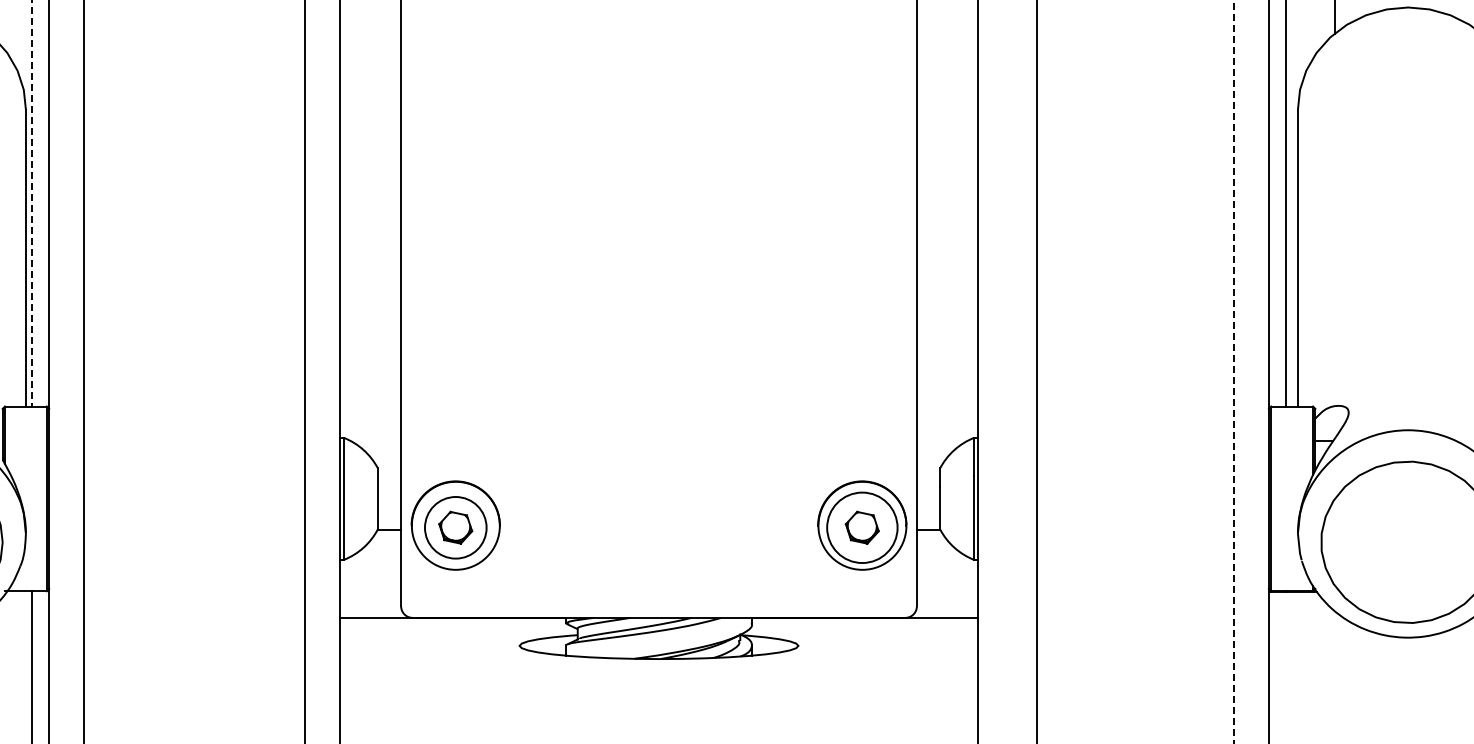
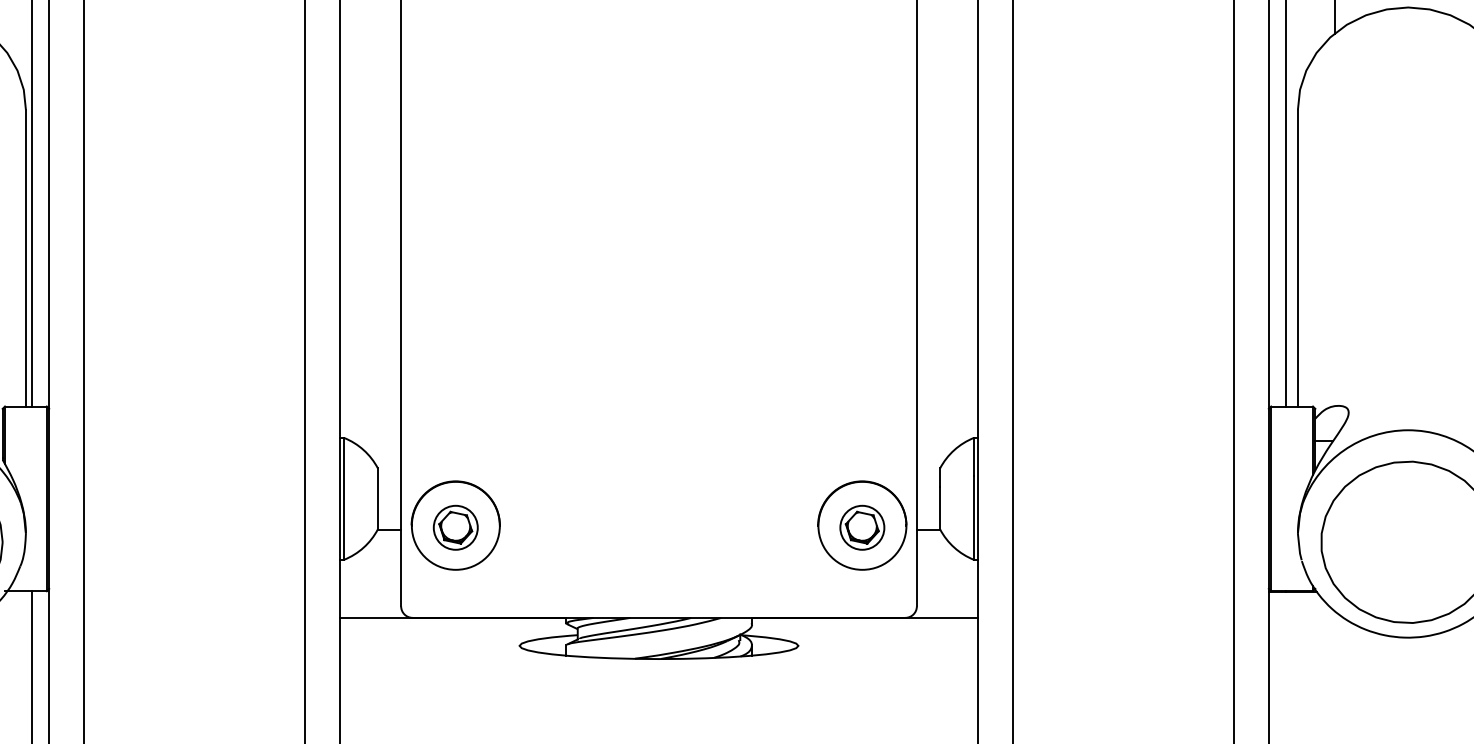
line: dashed -> solid (31, 203)
line position: (1037, 371) -> (1013, 371) (1013, 371)
line: dashed -> solid (1234, 371)
circle diameter: 62 px -> 44 px (455, 527)
circle diameter: 70 px -> 44 px (862, 527)
